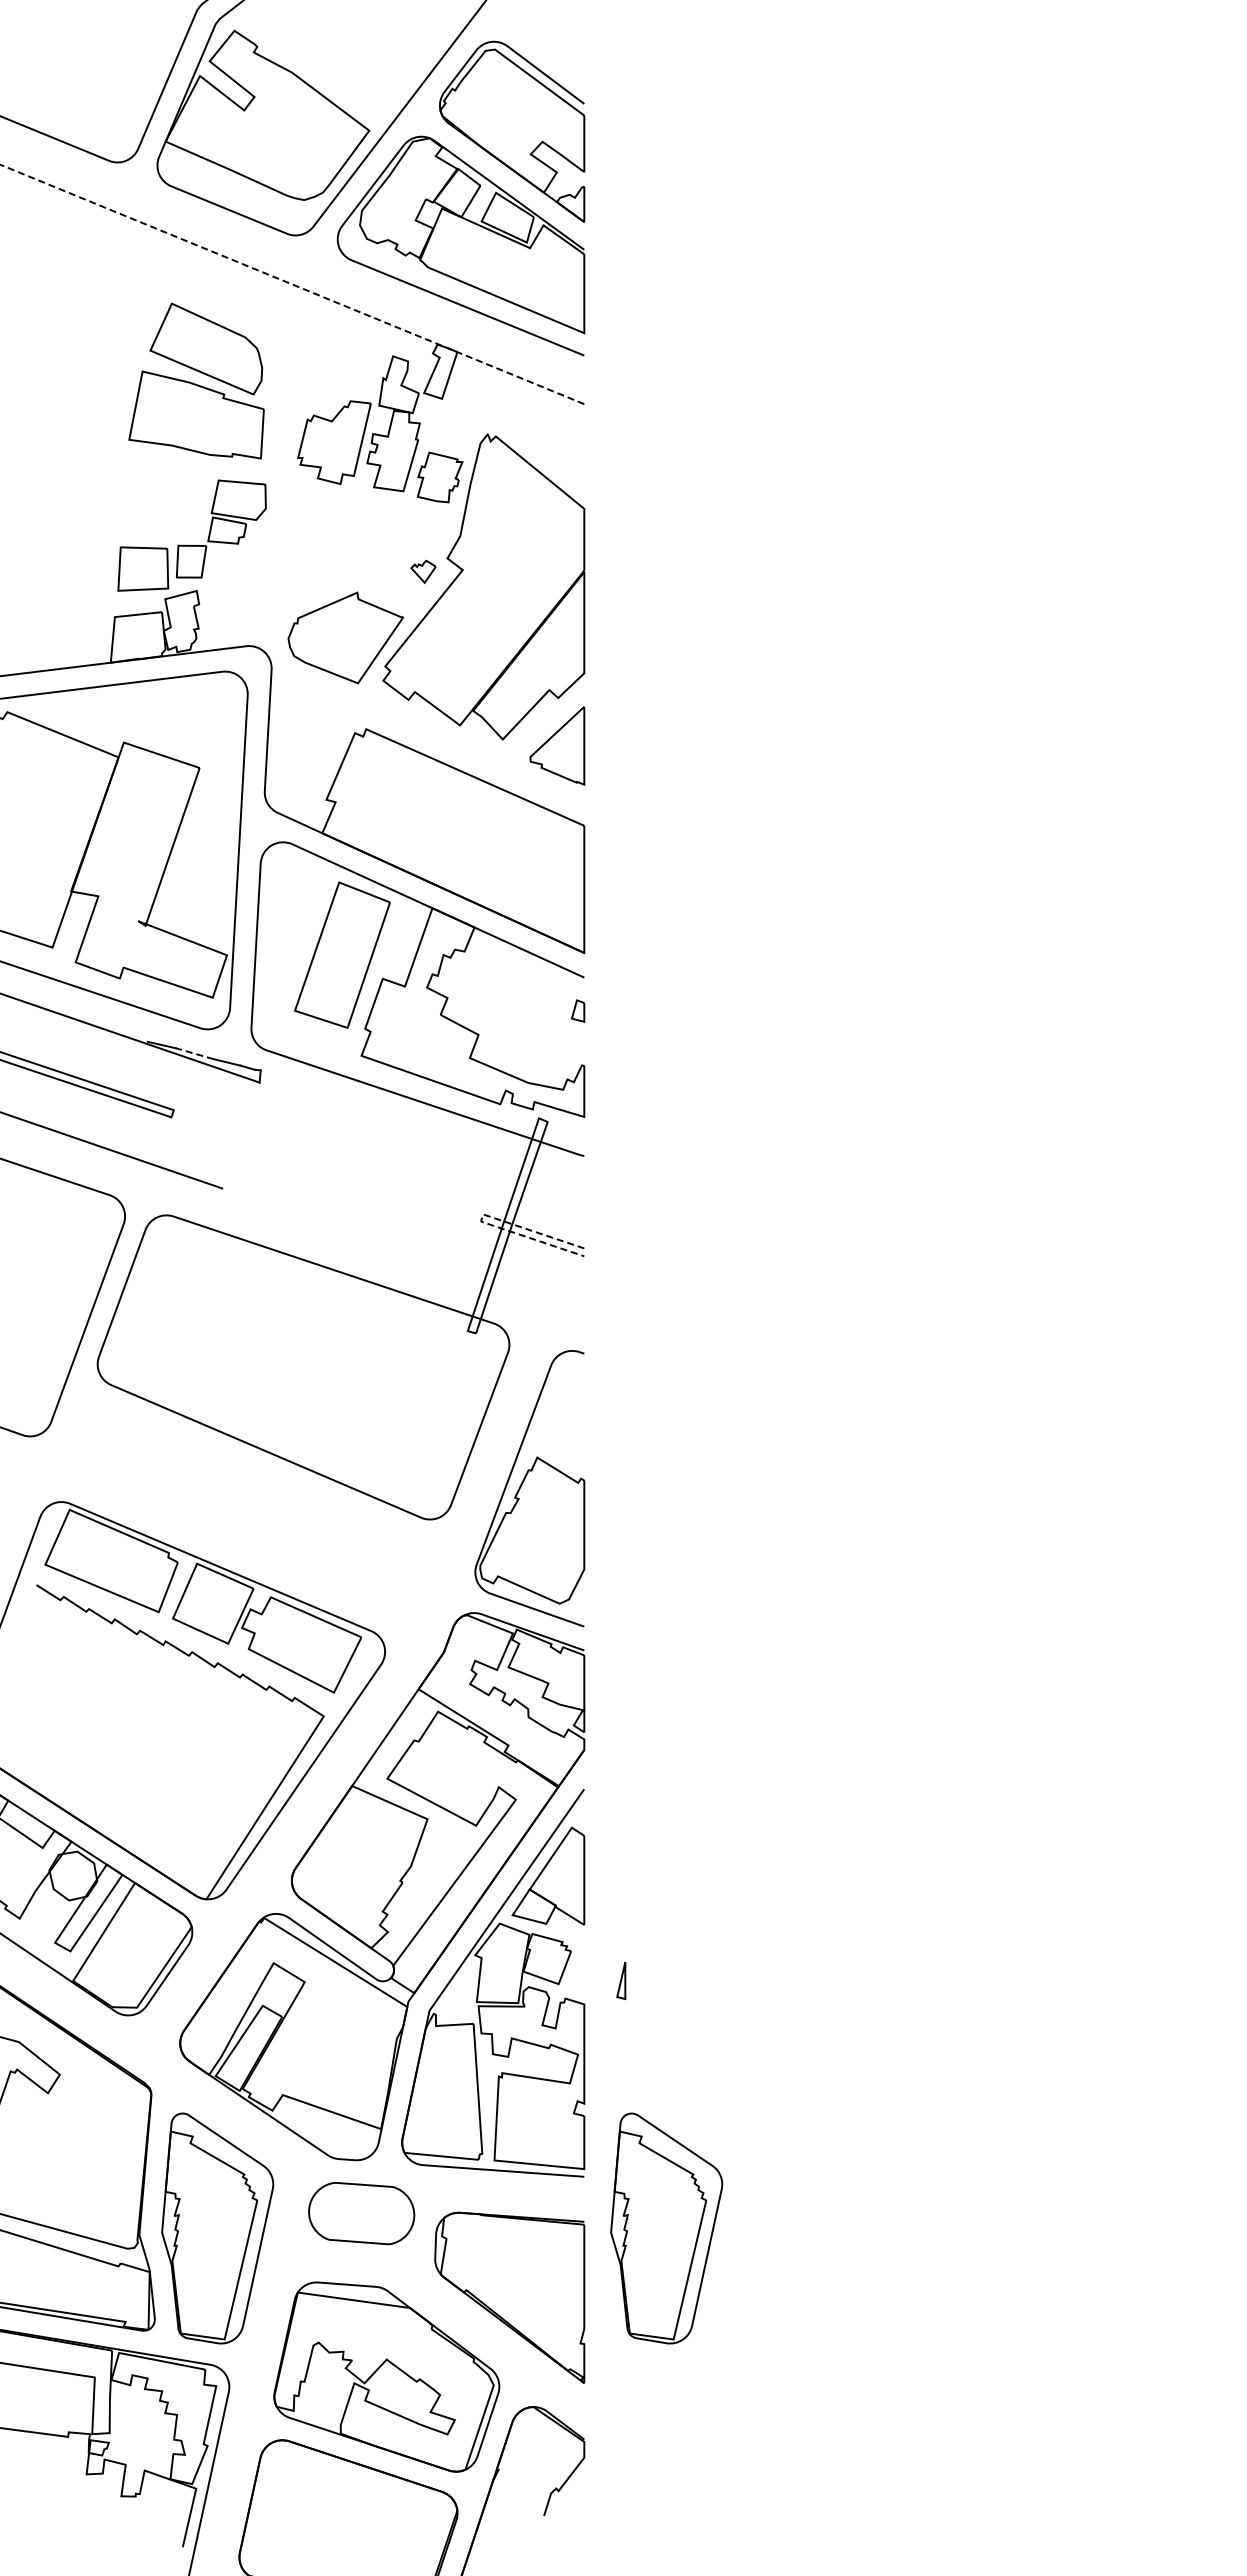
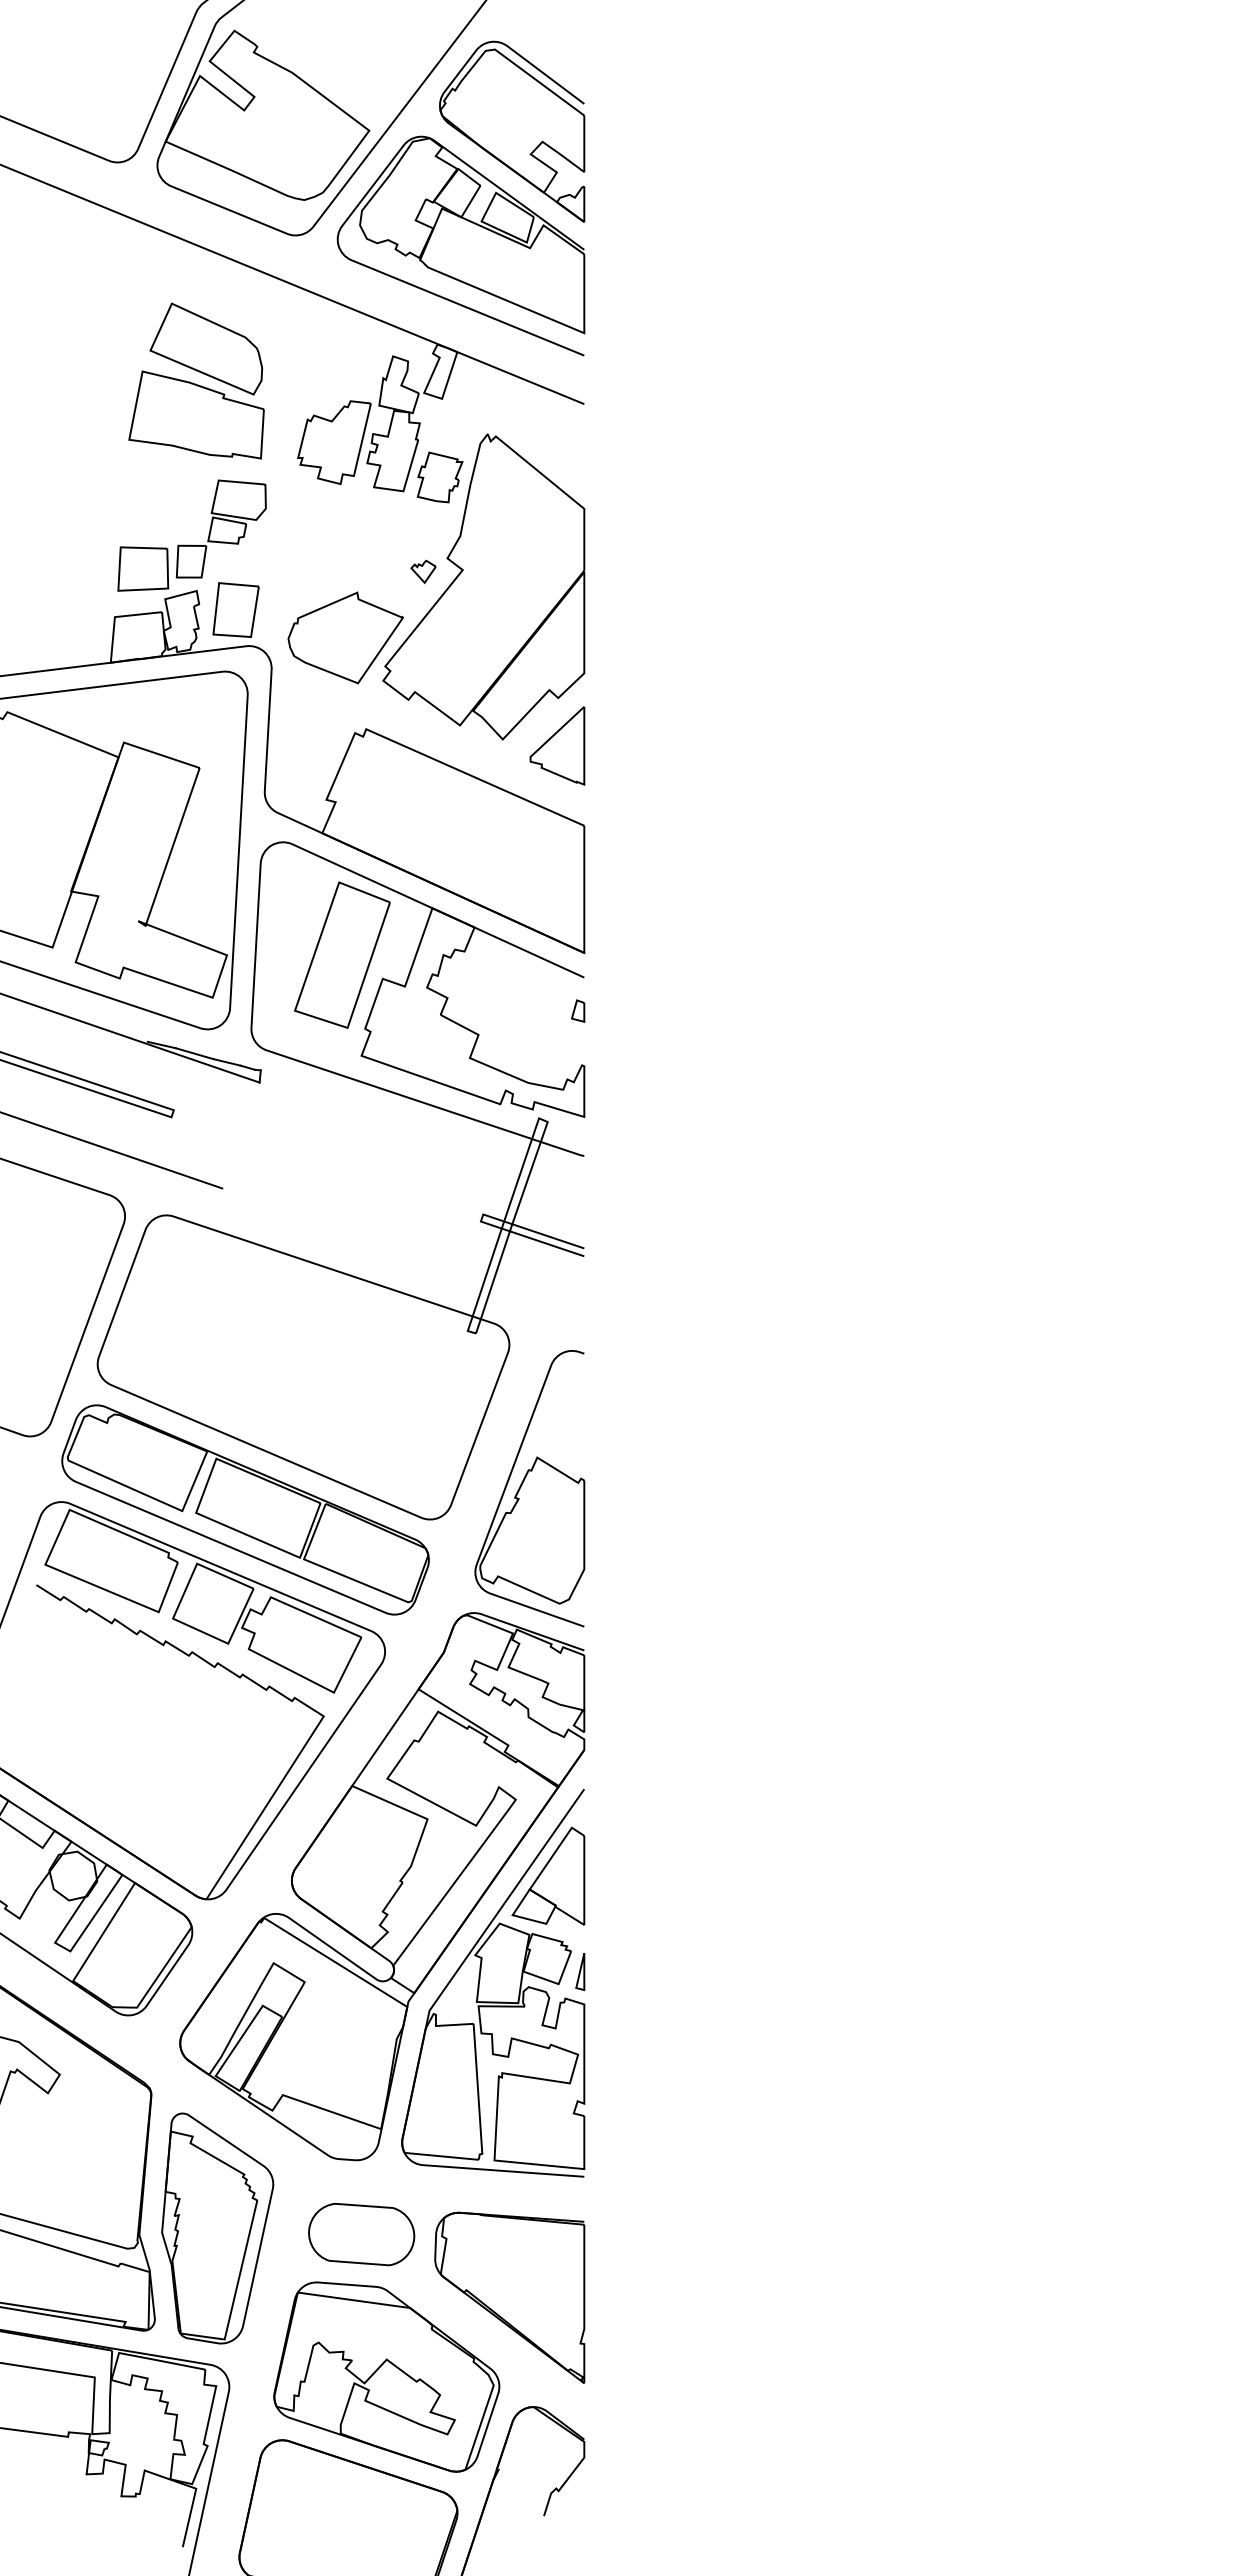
line: dashed -> solid (292, 284)
part: none -> present (235, 609)
line: dashed -> solid (194, 1053)
line: dashed -> solid (481, 1219)
part: none -> present (245, 1509)
part position: (621, 1980) -> (580, 1971) (580, 1971)
part position: (361, 2213) -> (361, 2234) (361, 2234)
part: present -> none (666, 2228)
